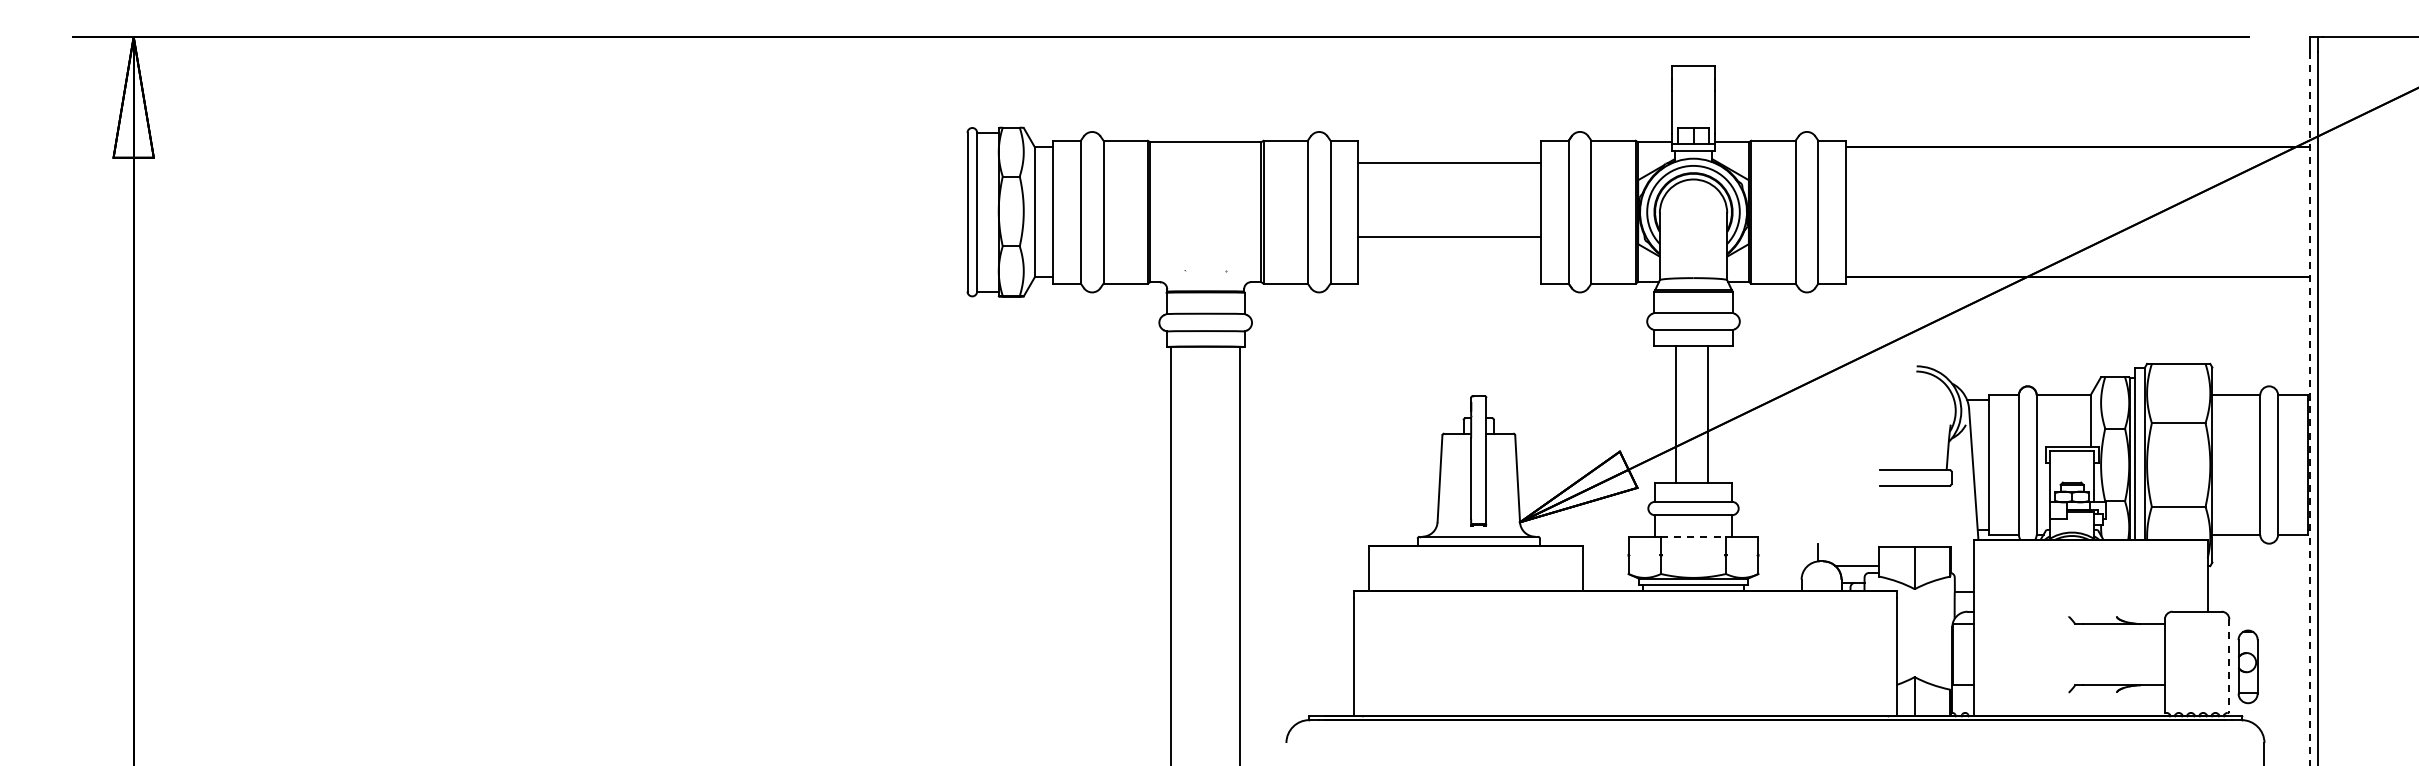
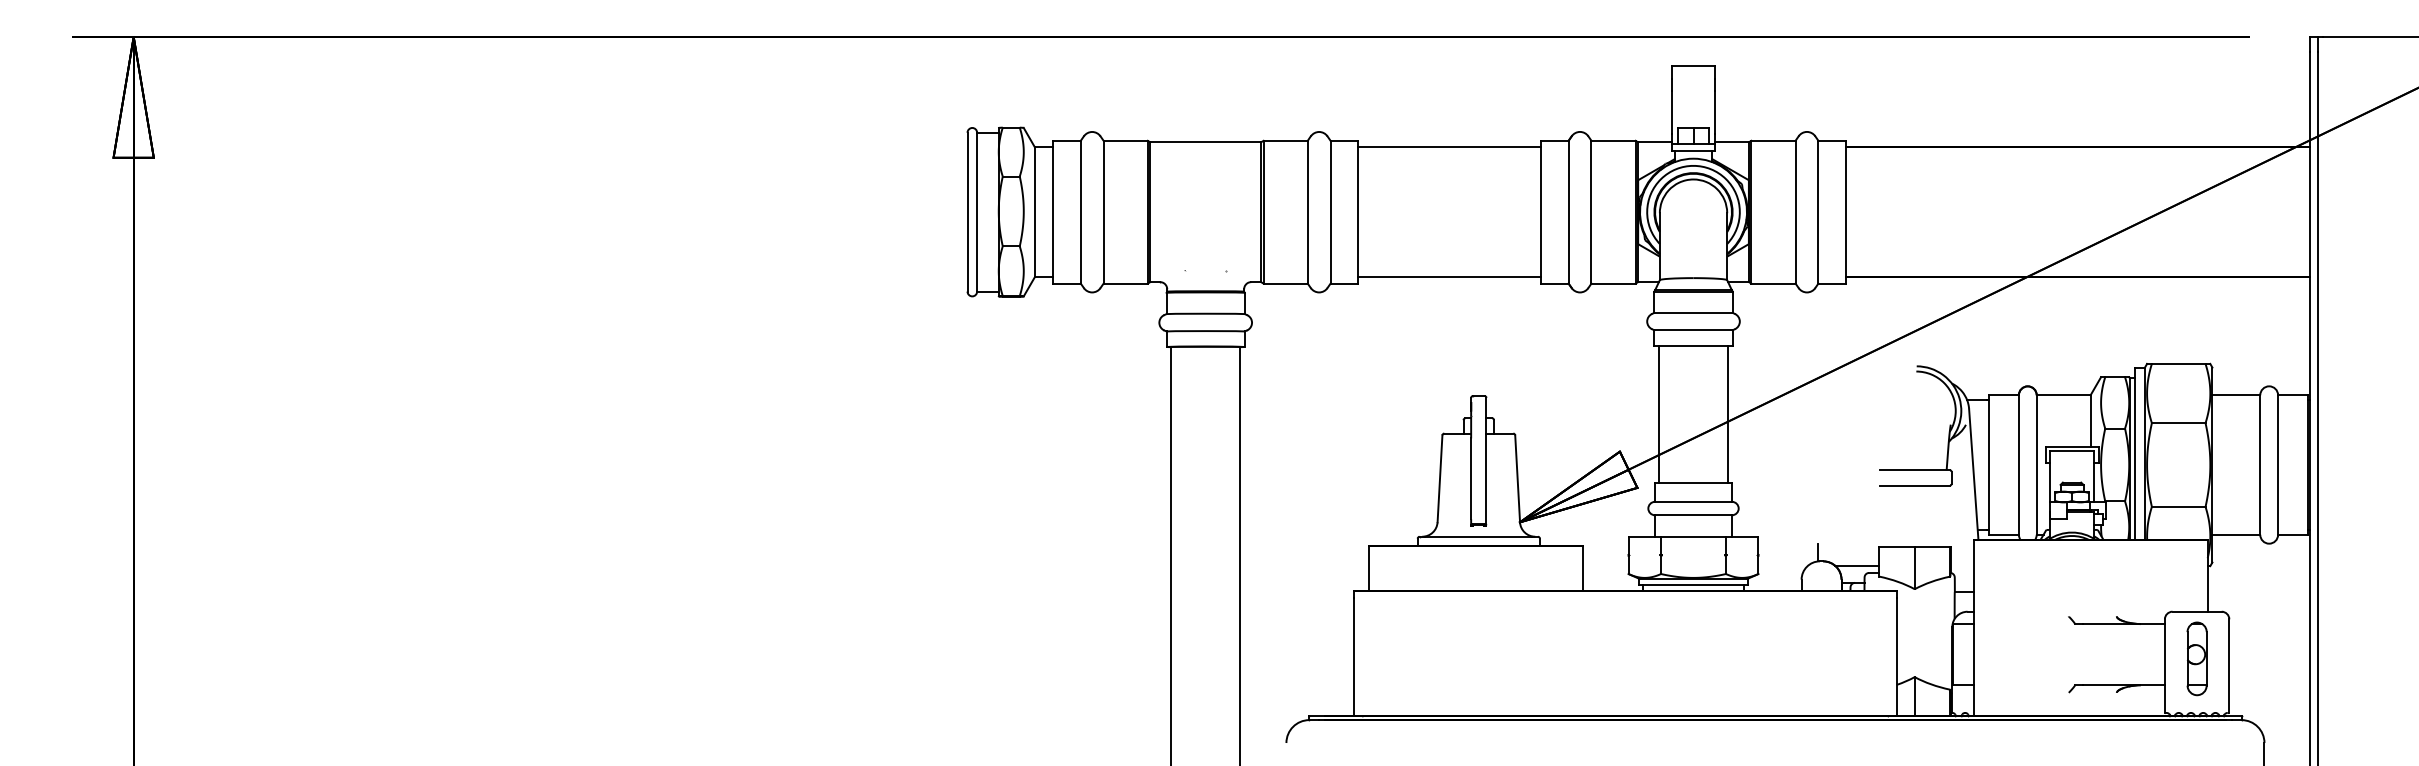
line position: (1449, 163) -> (1449, 147) (1449, 147)
line position: (1449, 237) -> (1449, 277) (1449, 277)
line: dashed -> solid (2309, 409)
line position: (1676, 414) -> (1659, 414) (1659, 414)
line position: (1707, 414) -> (1727, 414) (1727, 414)
line: dashed -> solid (1694, 536)
line: dashed -> solid (2229, 666)
part position: (2247, 666) -> (2196, 658) (2196, 658)
